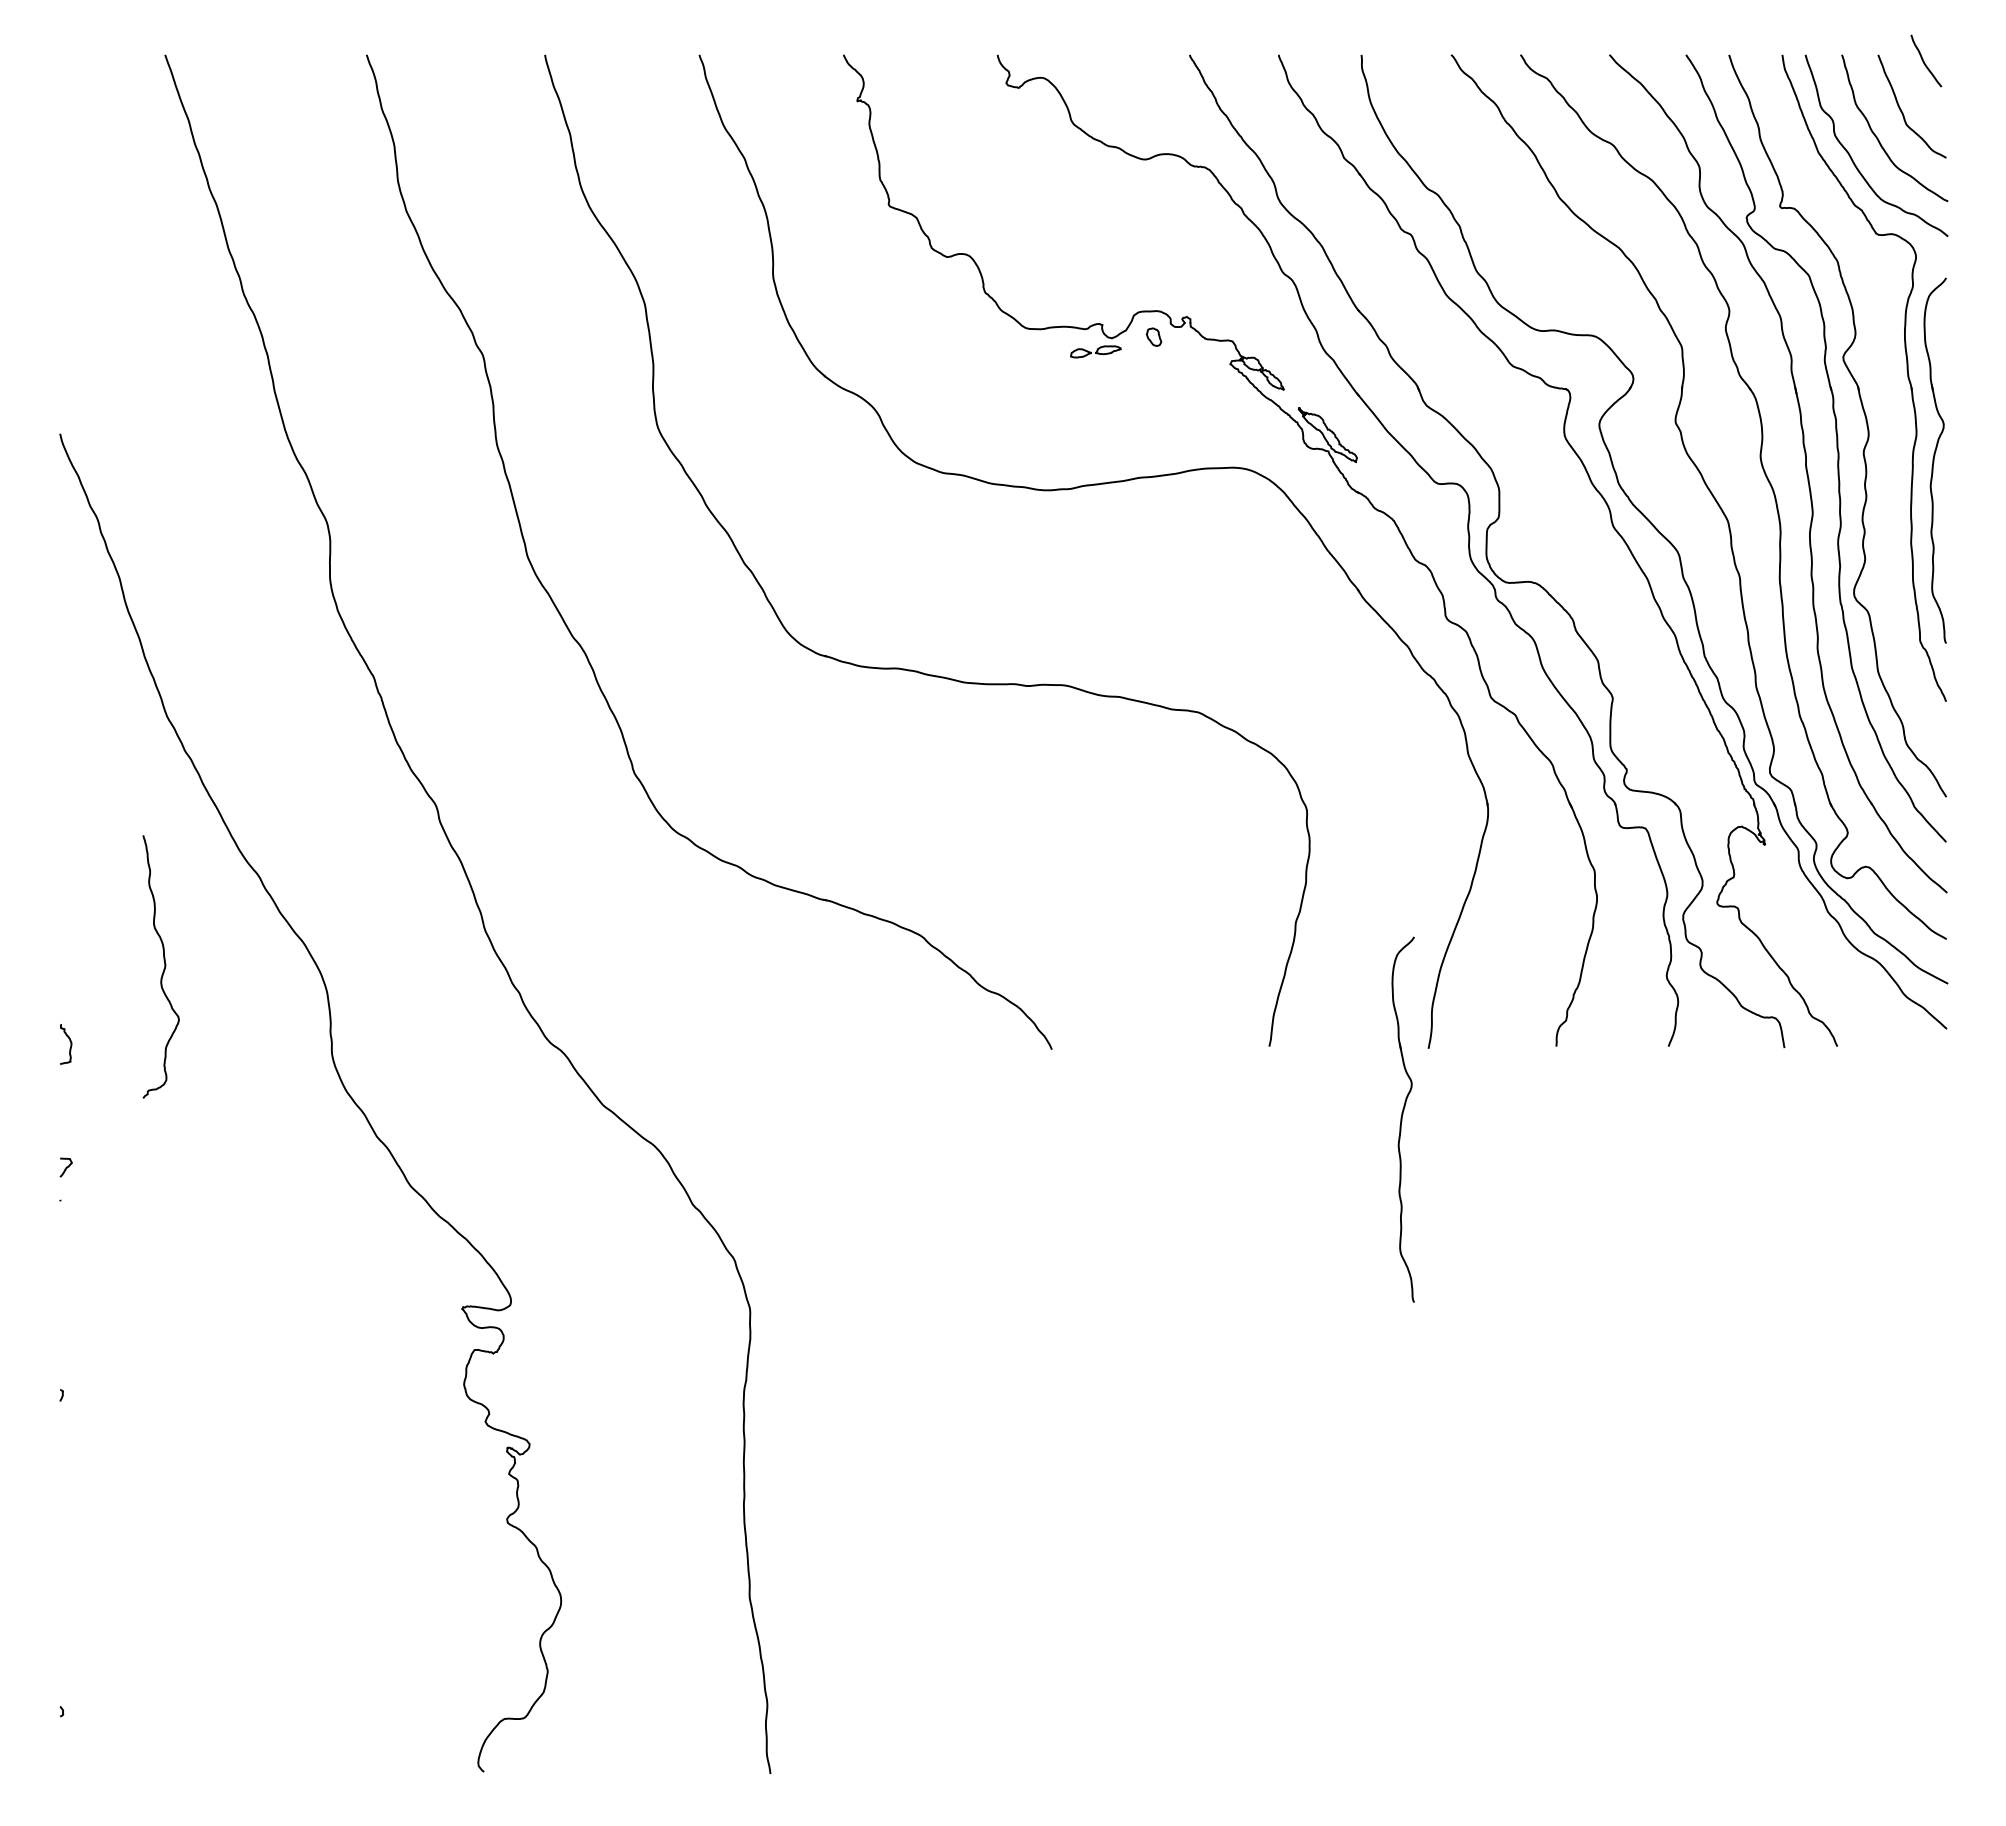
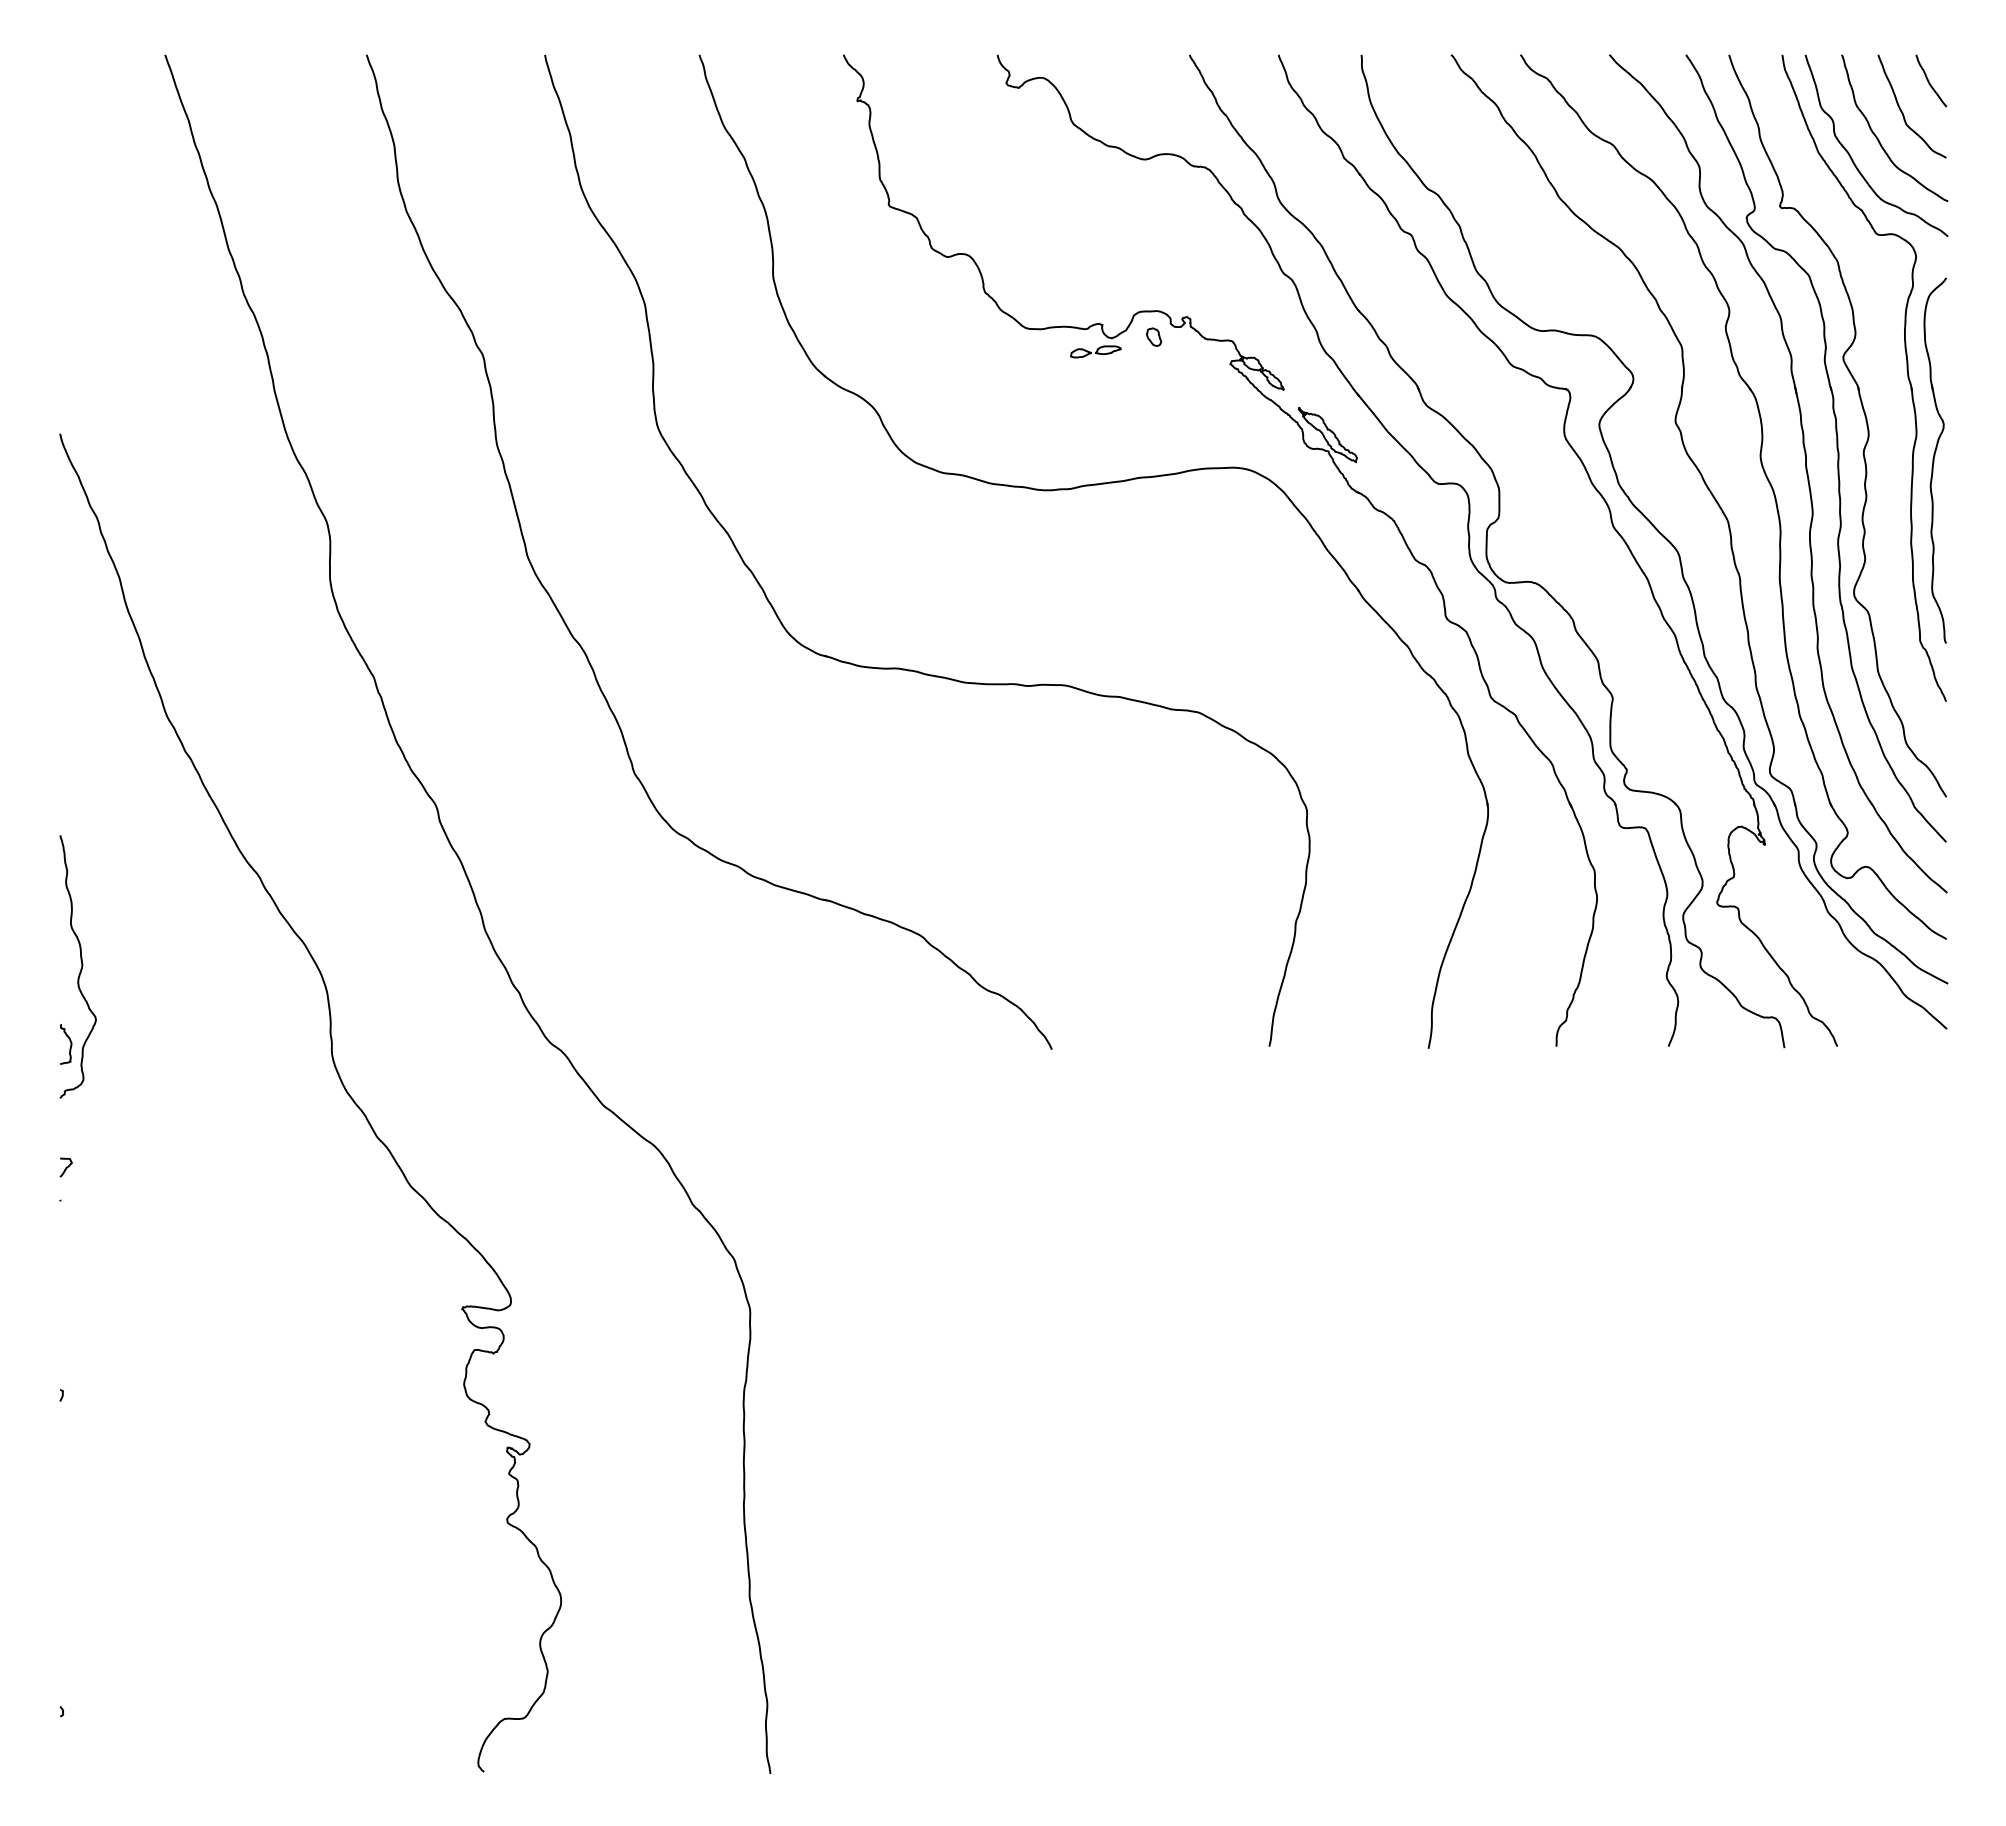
curve position: (1924, 61) -> (1929, 81) (1929, 81)
curve position: (163, 968) -> (80, 968) (80, 968)
part: present -> none (1402, 1119)
